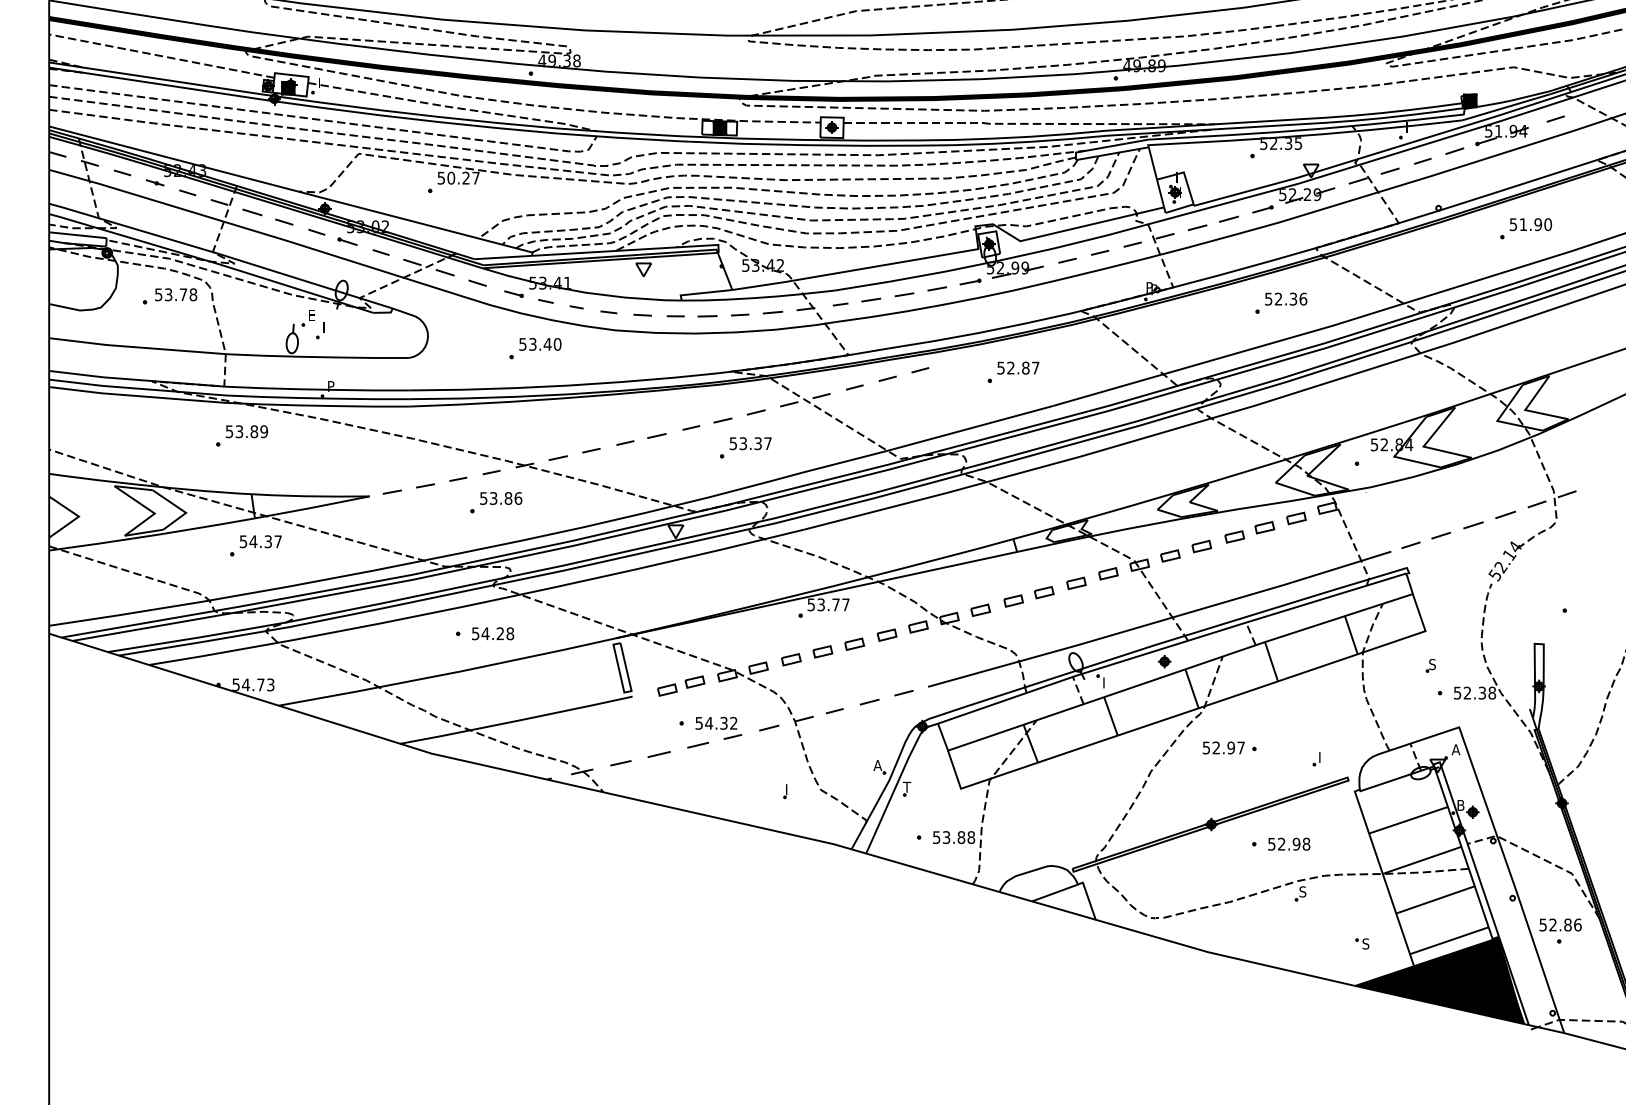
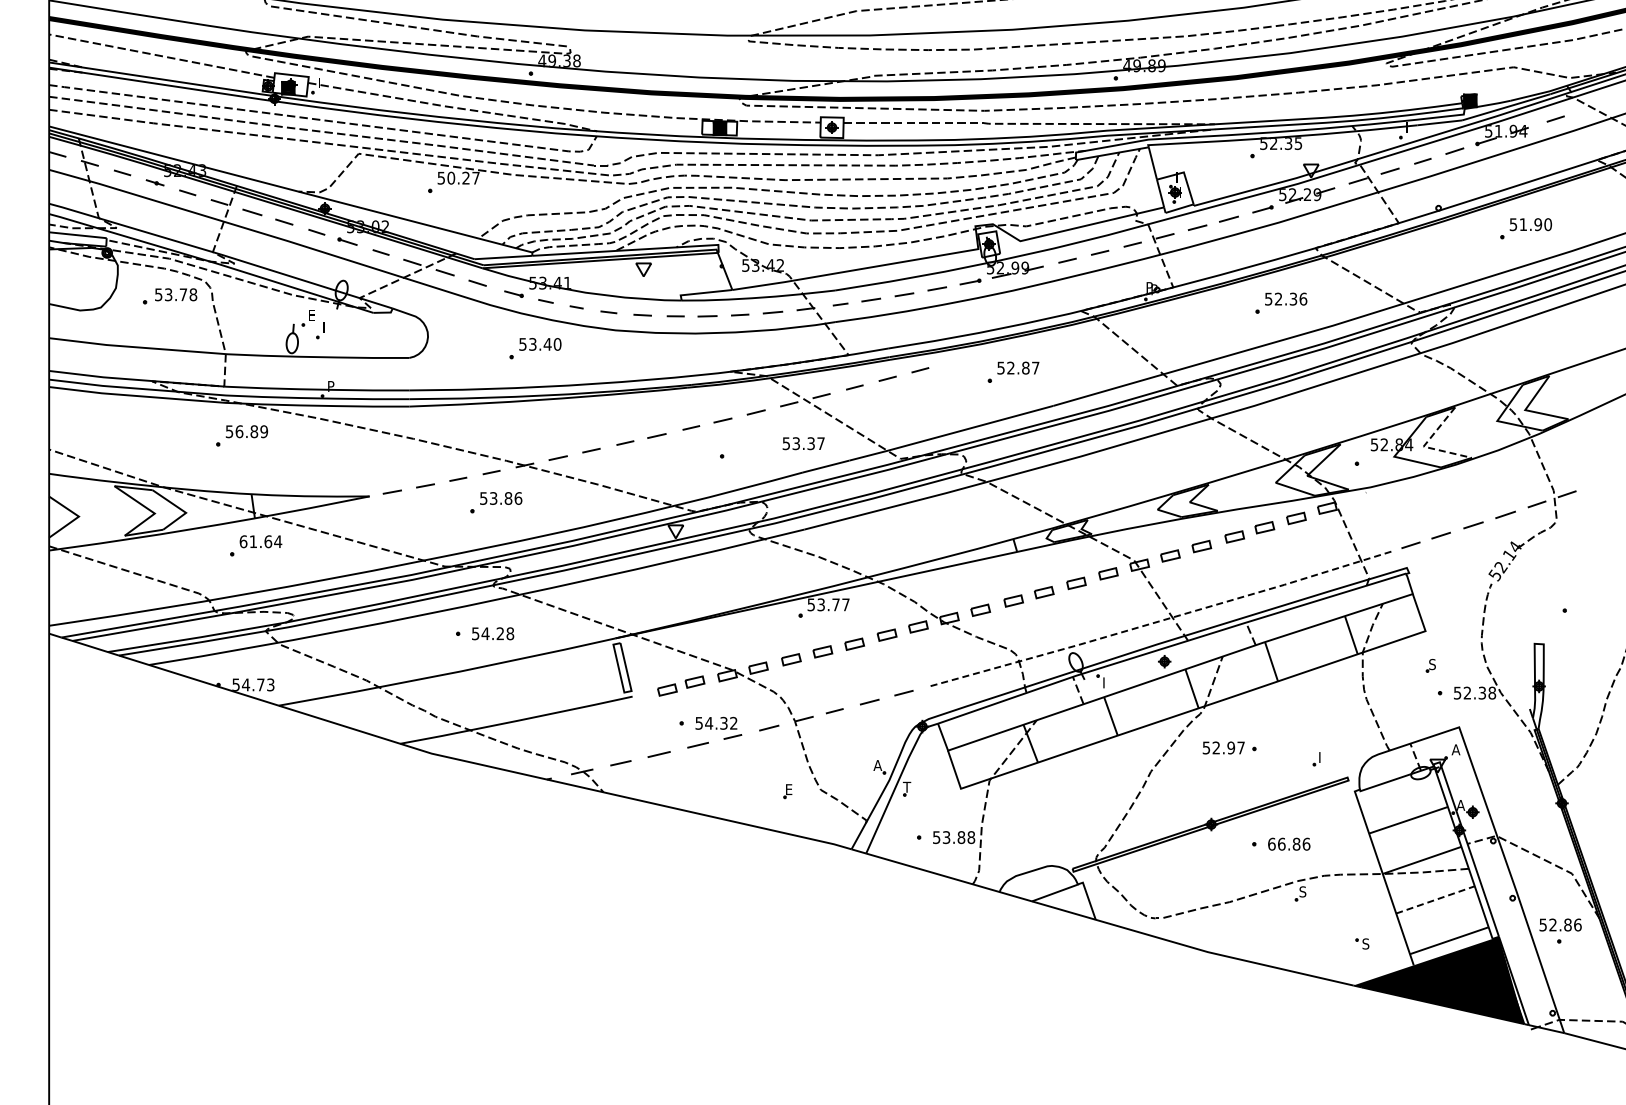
text: 53.89 -> 56.89 (239, 431)
text position: (750, 443) -> (803, 443) (803, 443)
line: solid -> dashed (1423, 446)
text: 54.37 -> 61.64 (260, 541)
line: solid -> dashed (1159, 621)
text: I -> E (789, 789)
text: B -> A (1461, 805)
text: 52.98 -> 66.86 (1289, 843)
line: solid -> dashed (1435, 899)
